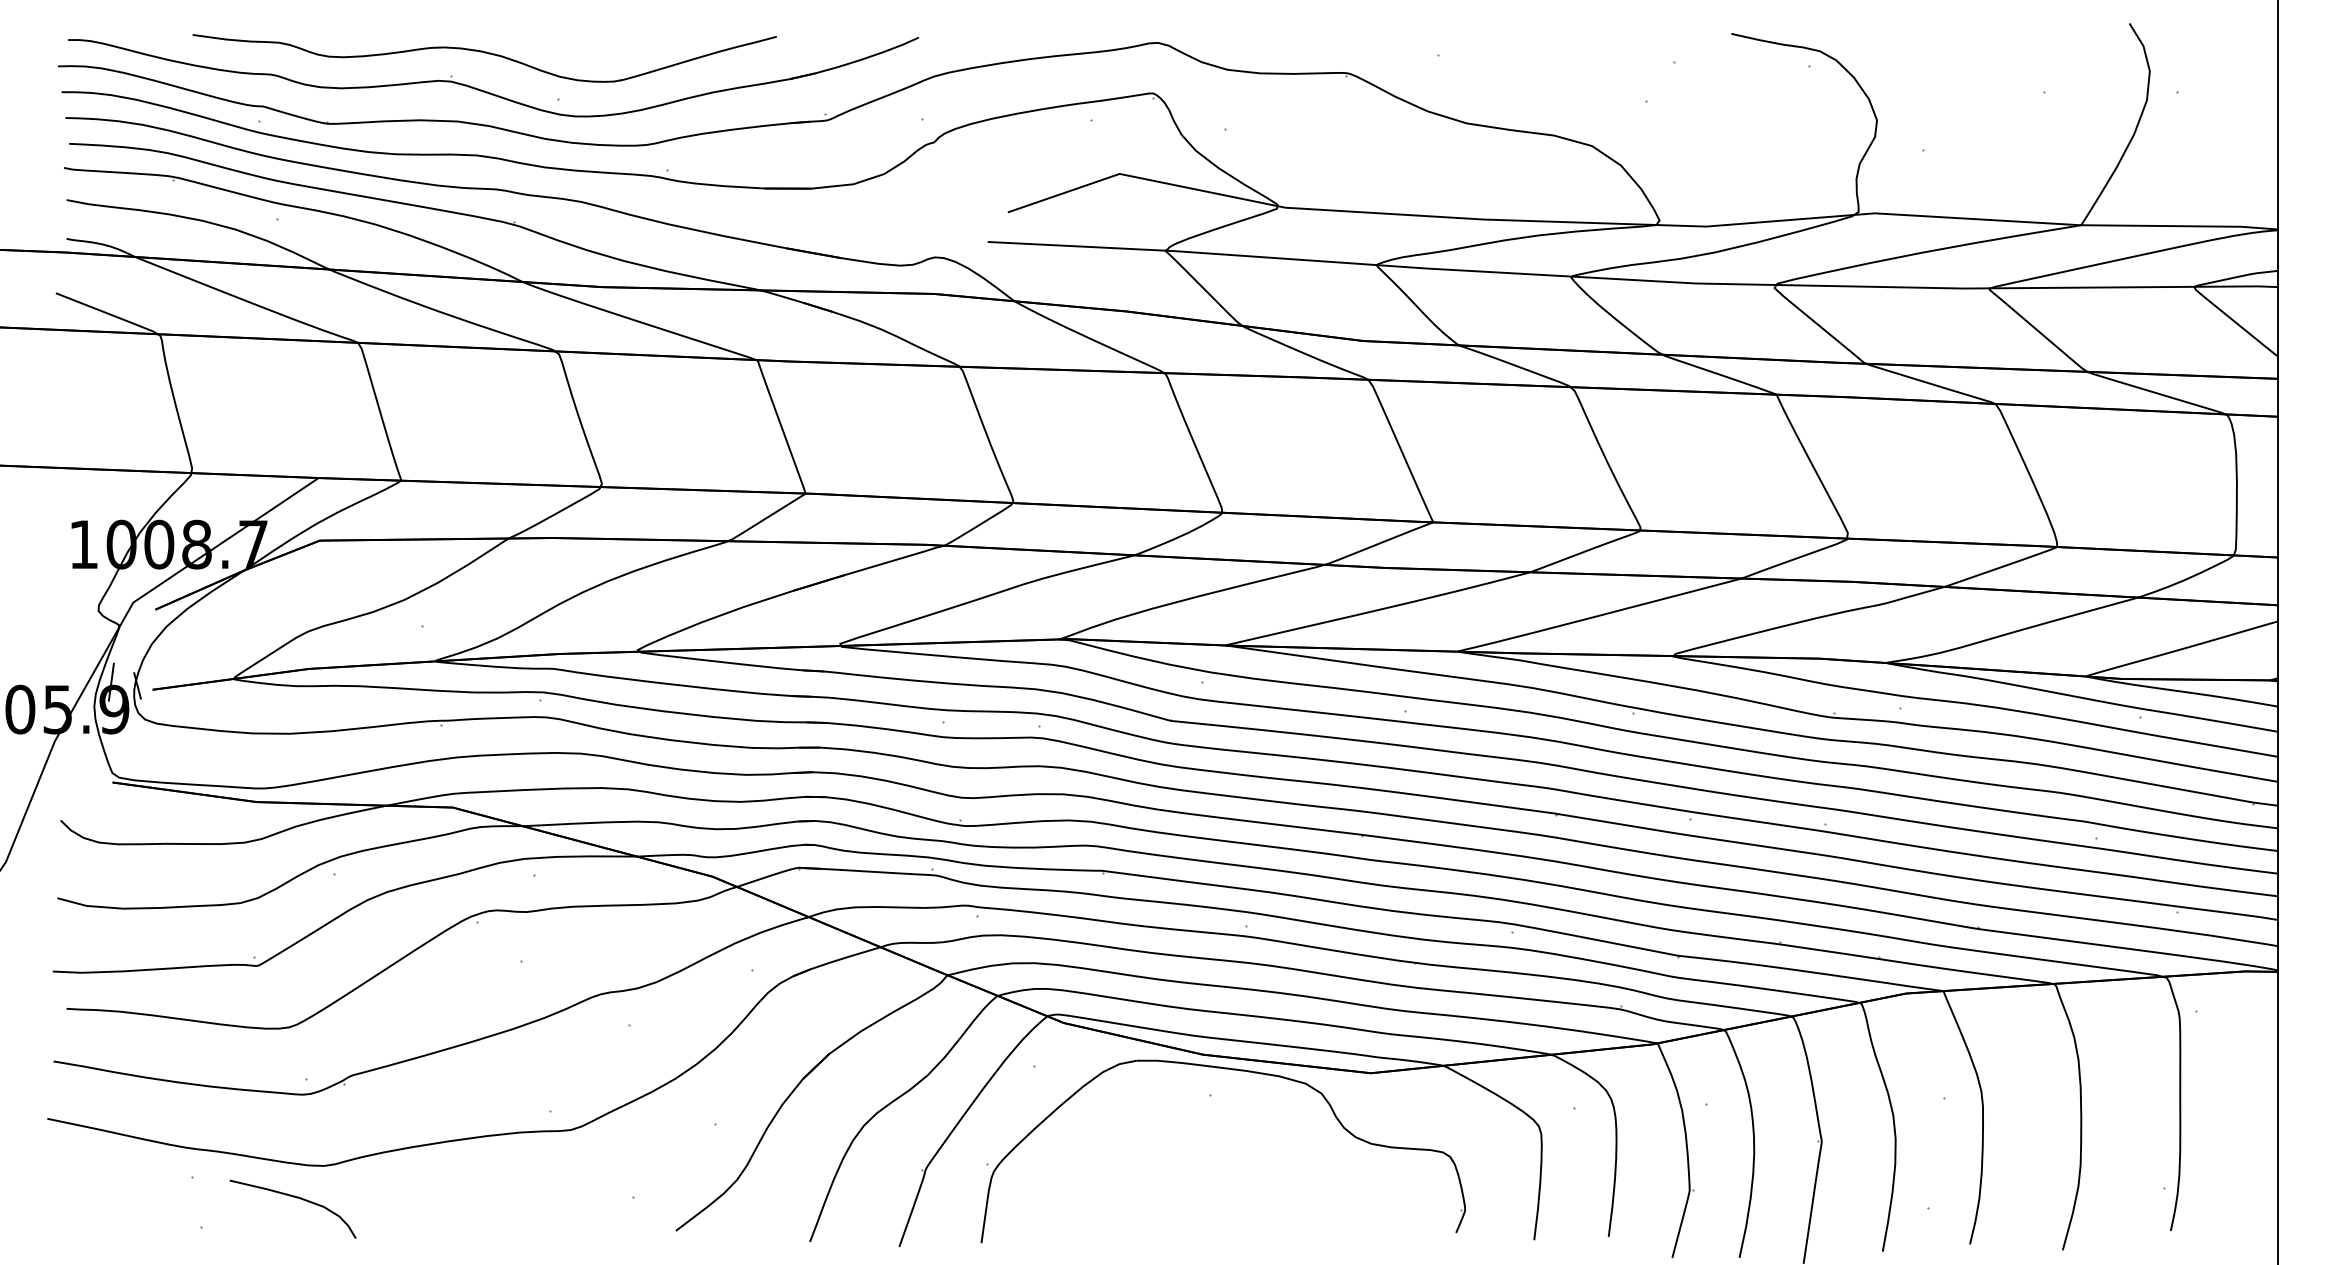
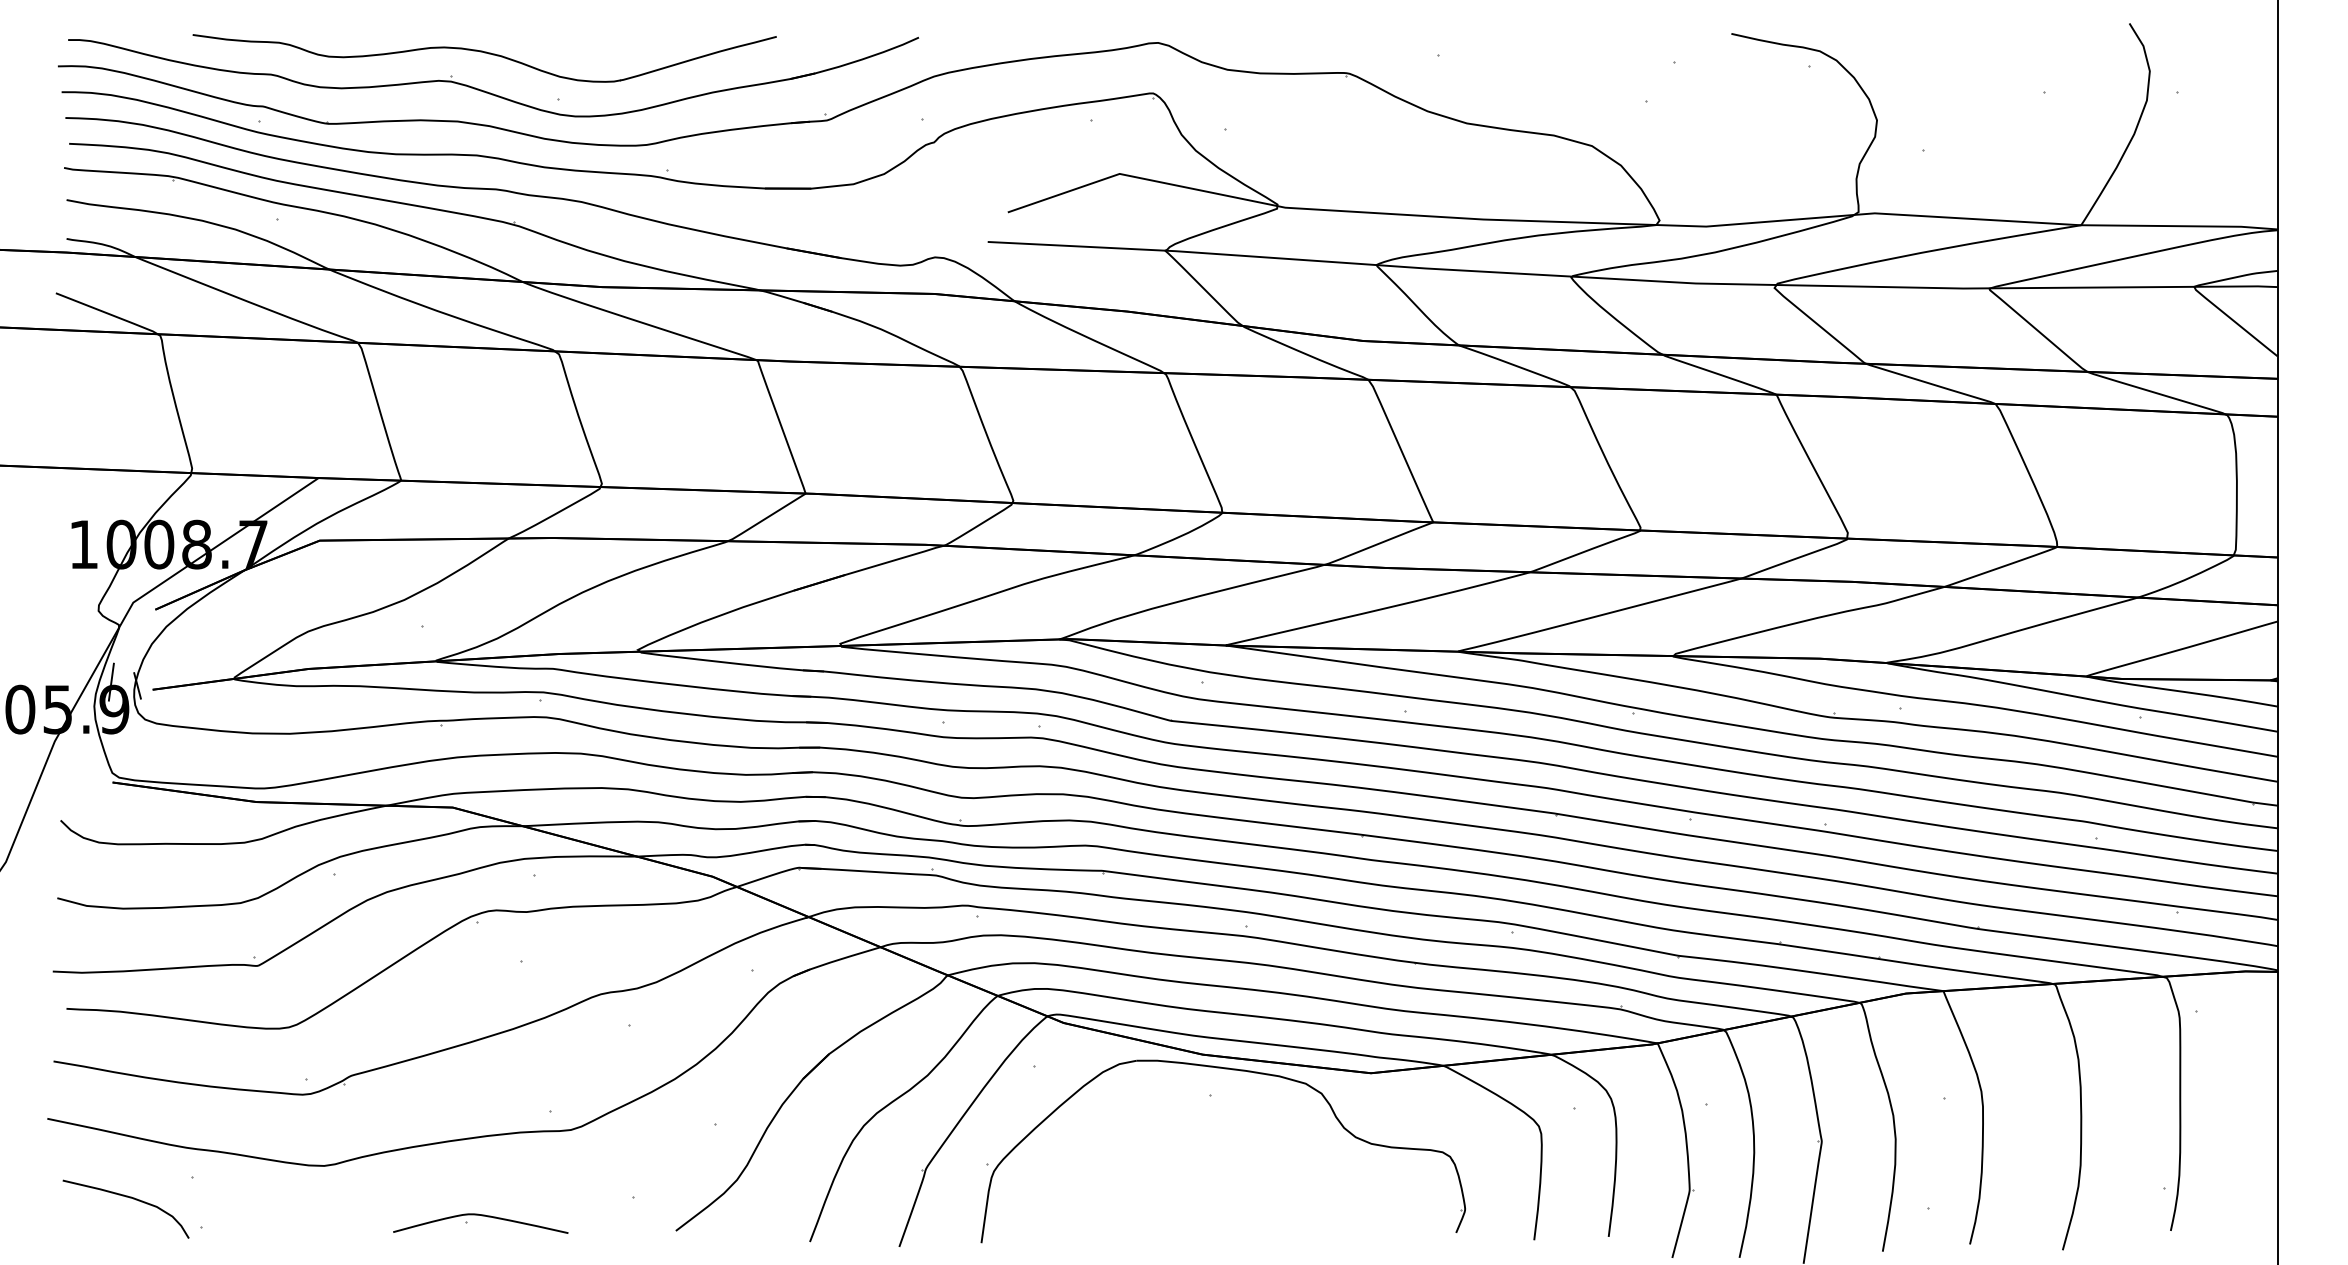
curve position: (296, 1198) -> (129, 1198) (129, 1198)
part: none -> present (482, 1216)
